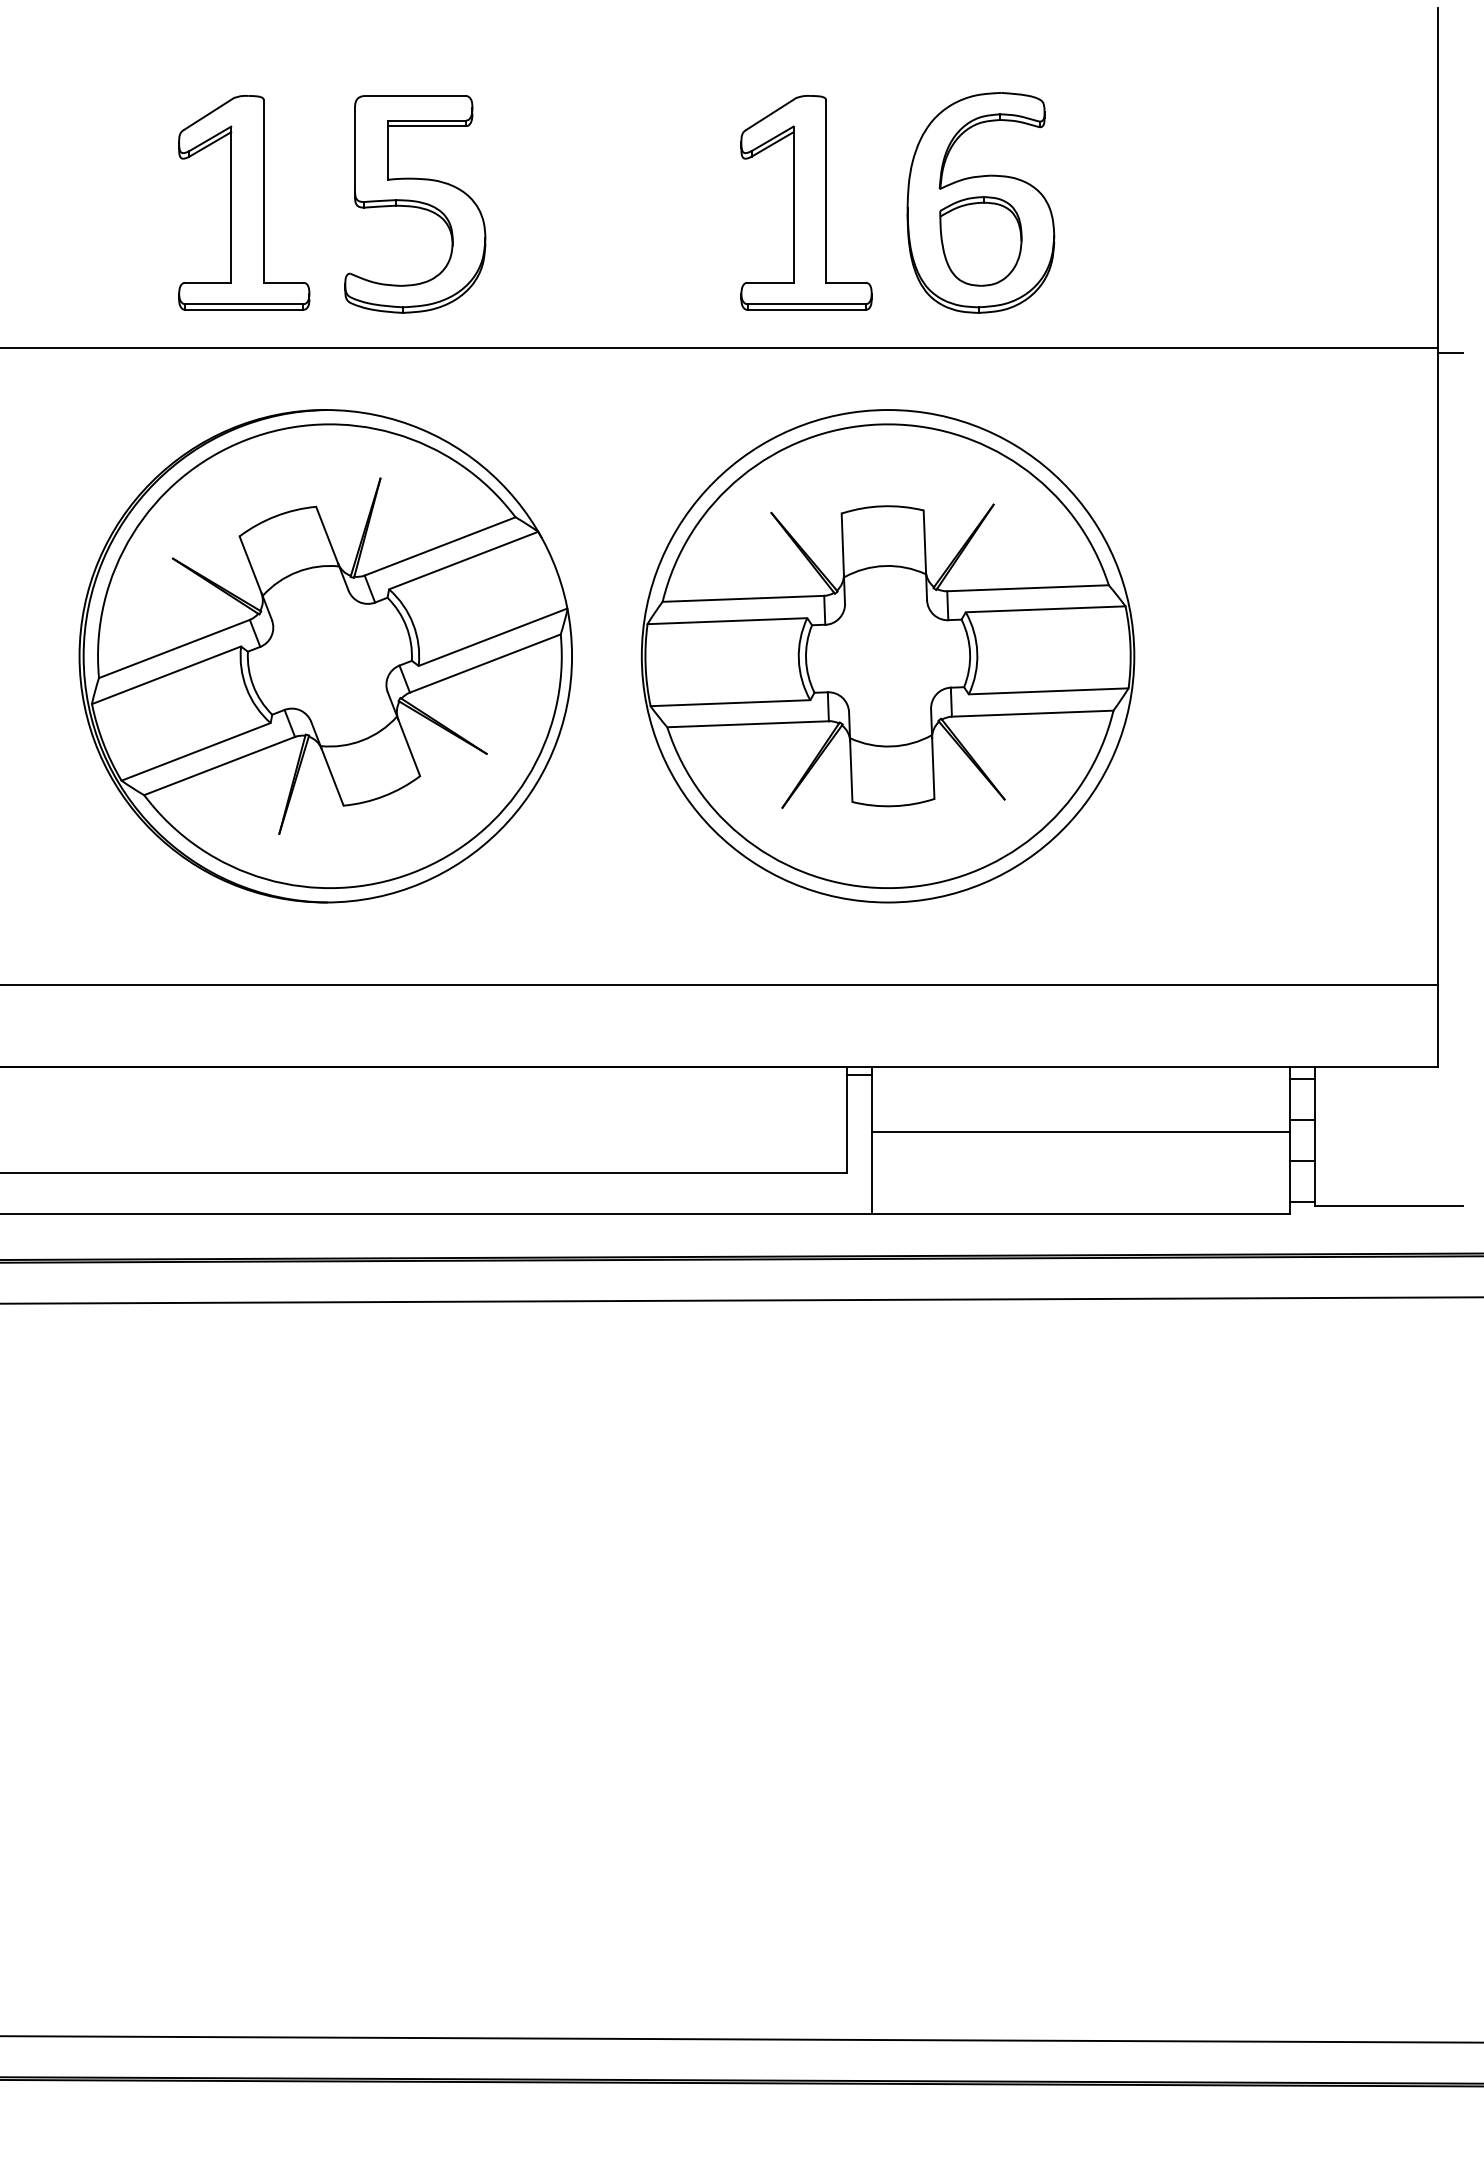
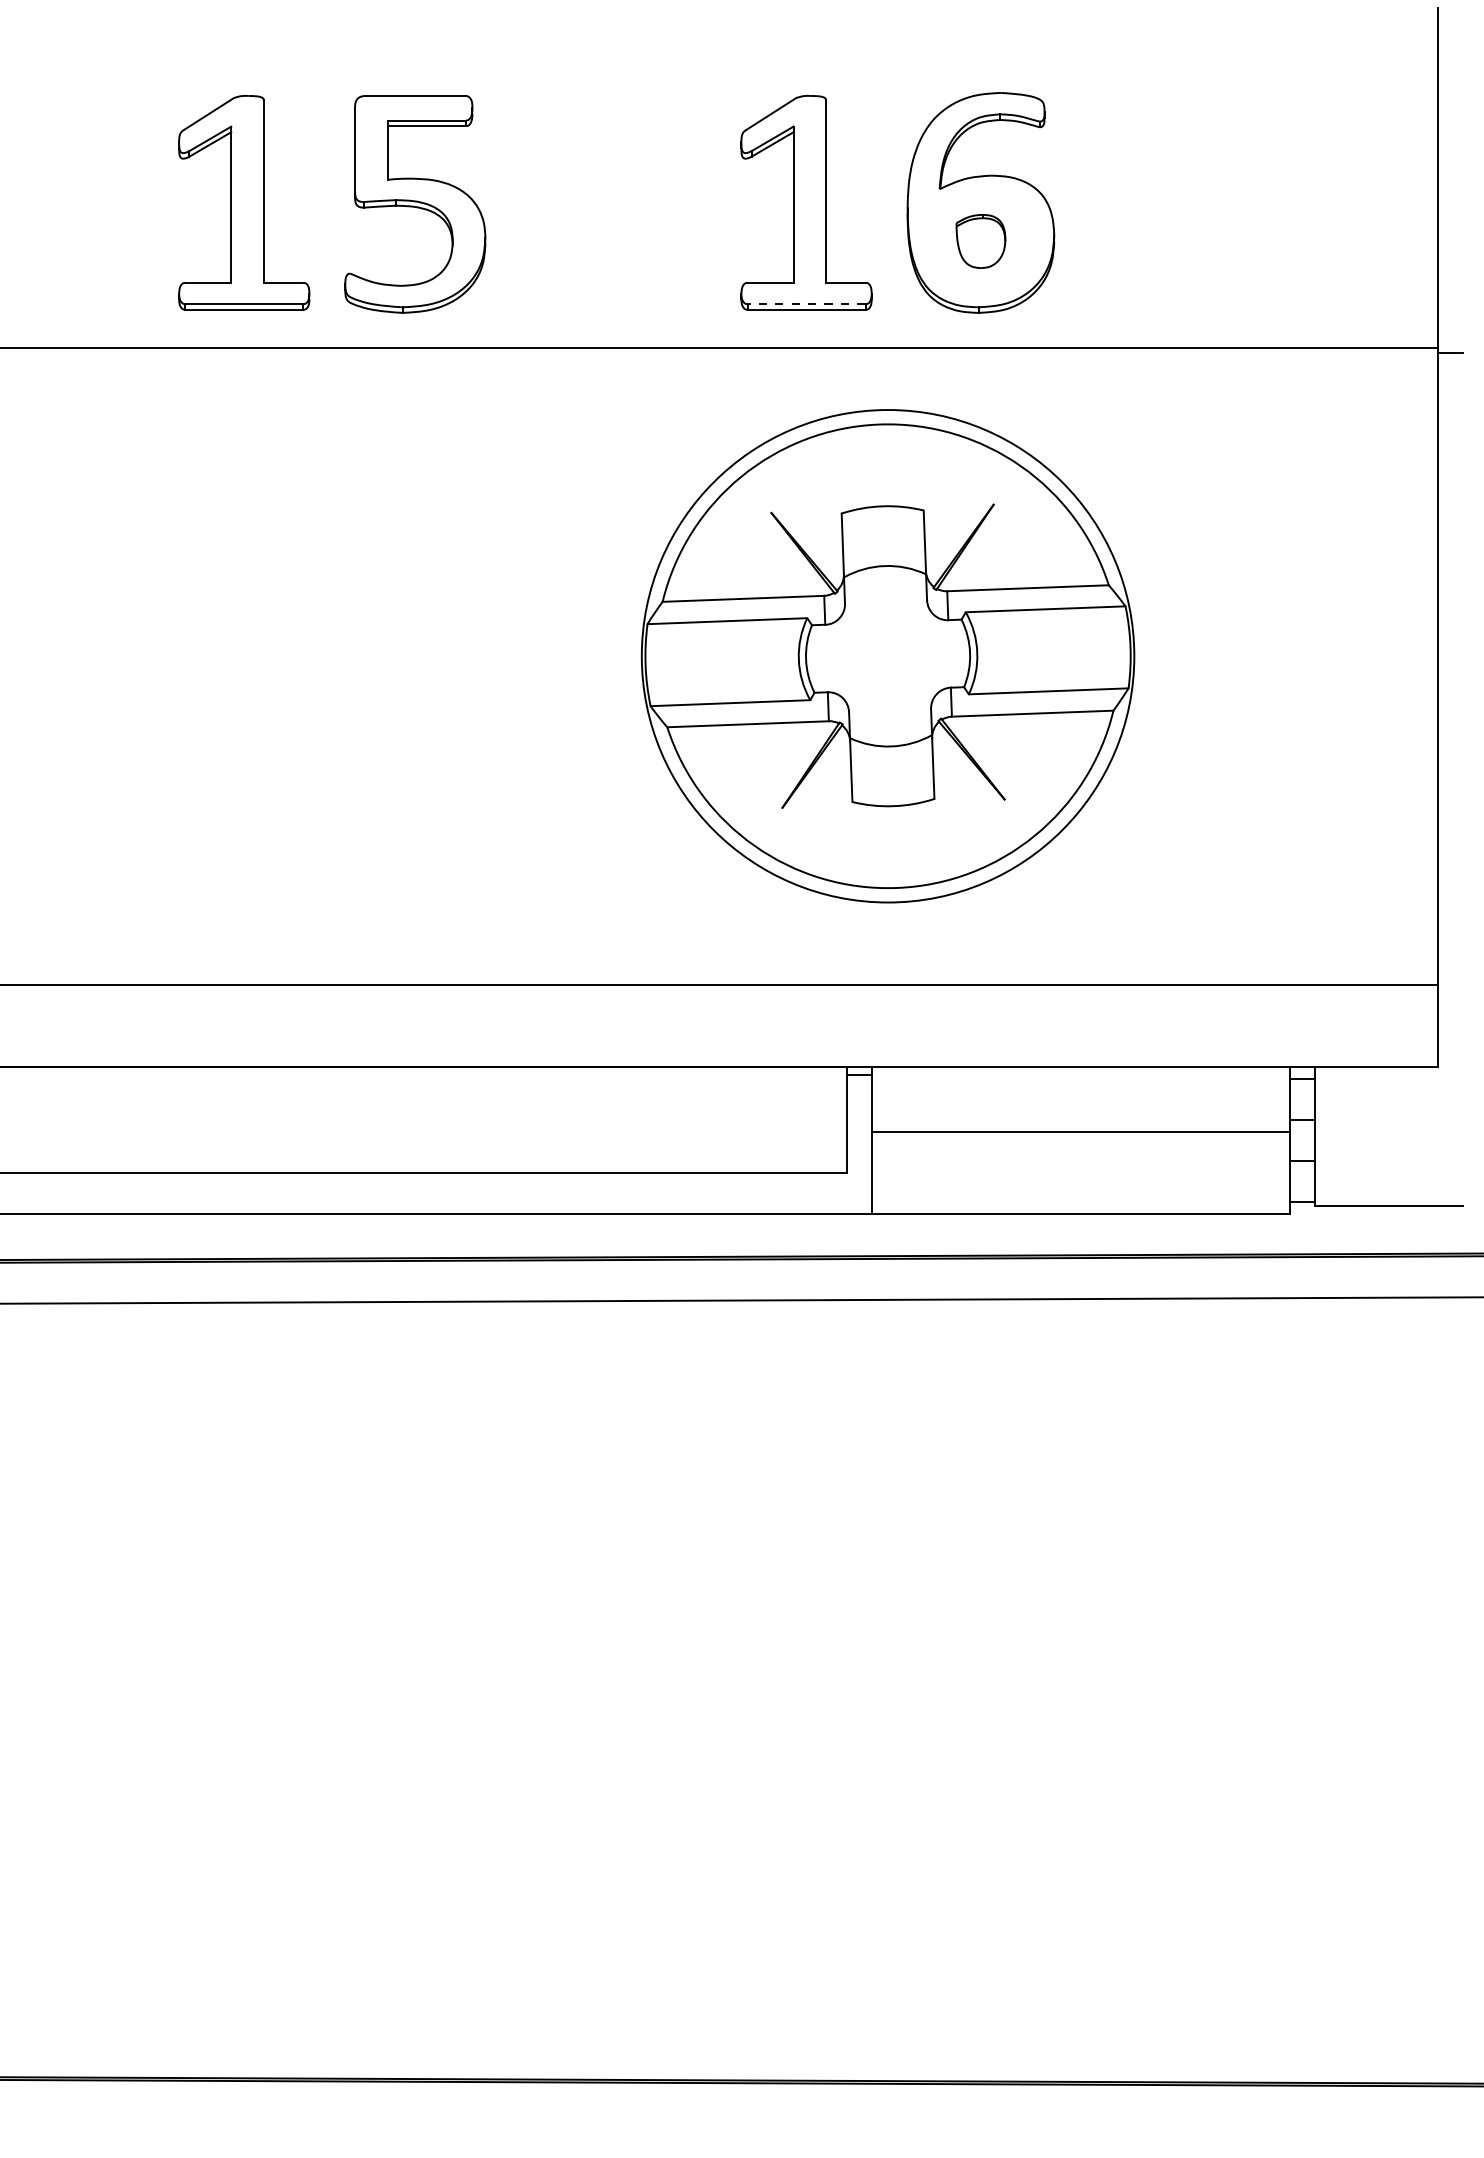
part size: 84x91 px -> 52x55 px (980, 241)
line: solid -> dashed (806, 304)
part: present -> none (325, 656)
line: present -> none (741, 2039)
